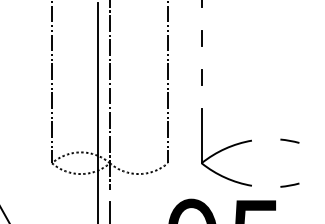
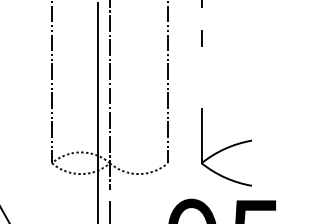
line: present -> none (201, 77)
line: present -> none (289, 140)
line: present -> none (289, 184)
